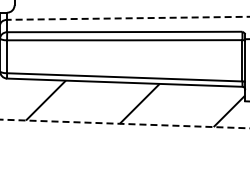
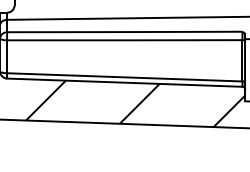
line: dashed -> solid (127, 18)
line: dashed -> solid (125, 124)
